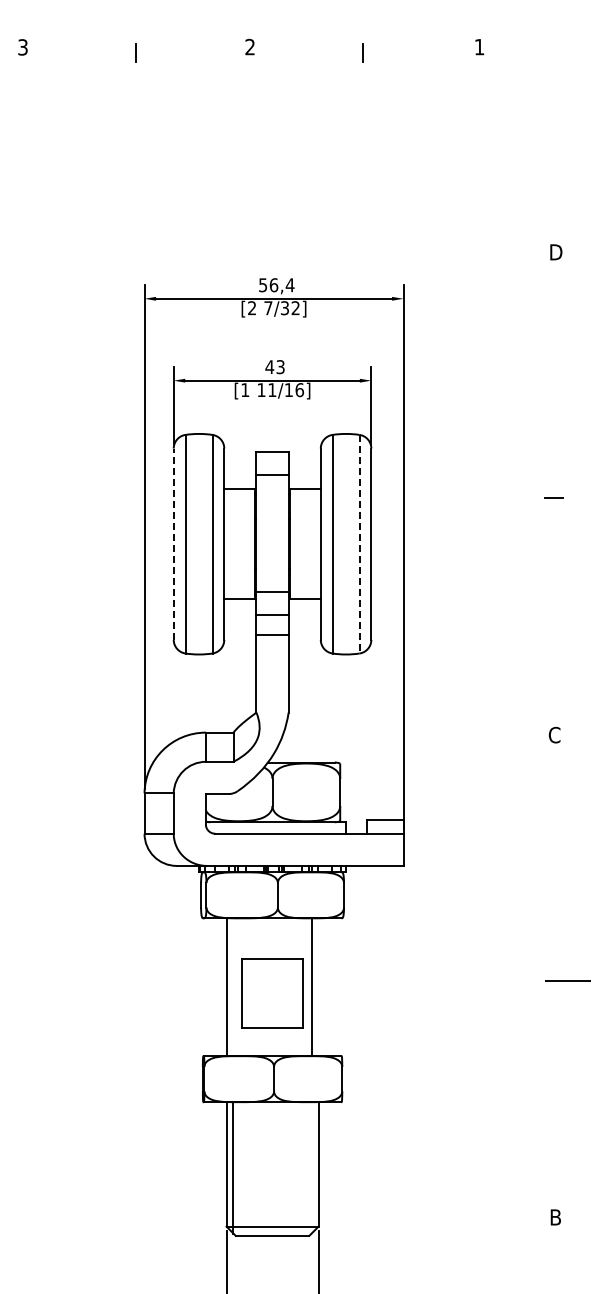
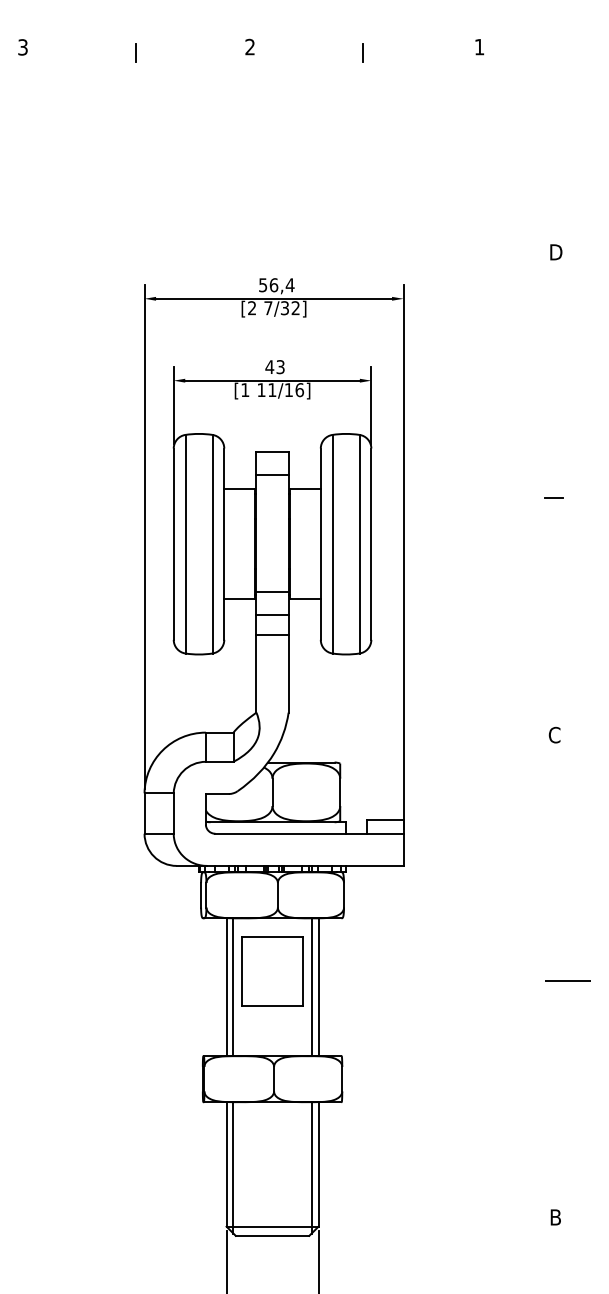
line: dashed -> solid (173, 544)
line: dashed -> solid (359, 544)
line: none -> present (233, 987)
line: none -> present (318, 987)
part position: (272, 993) -> (272, 971) (272, 971)
line: none -> present (311, 1167)
